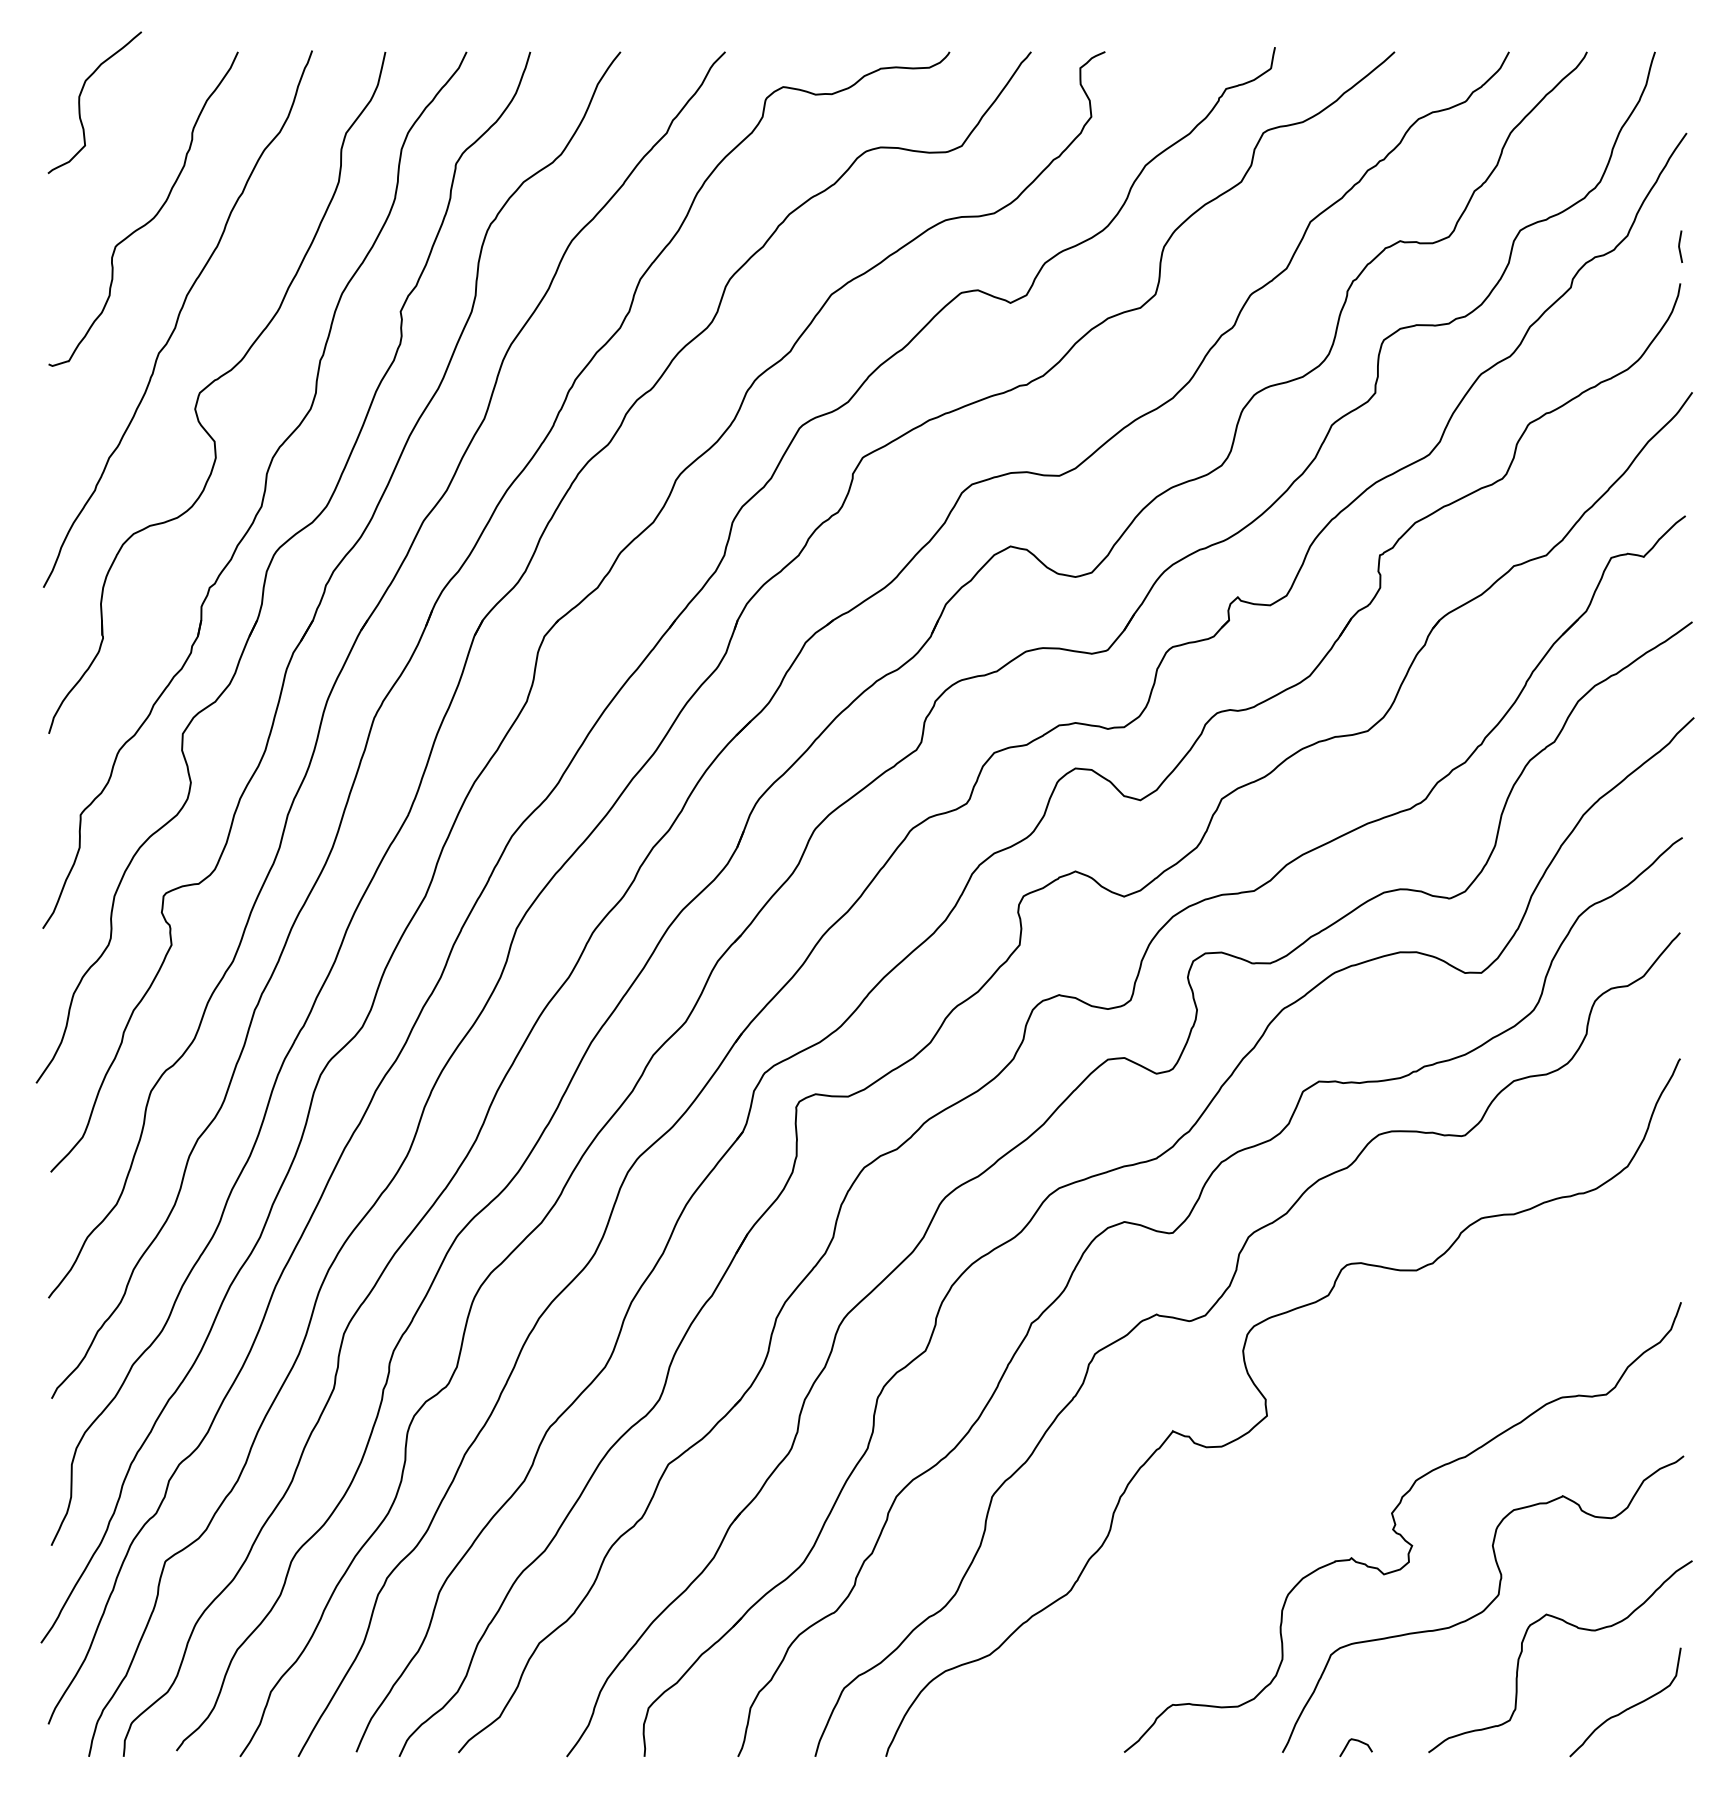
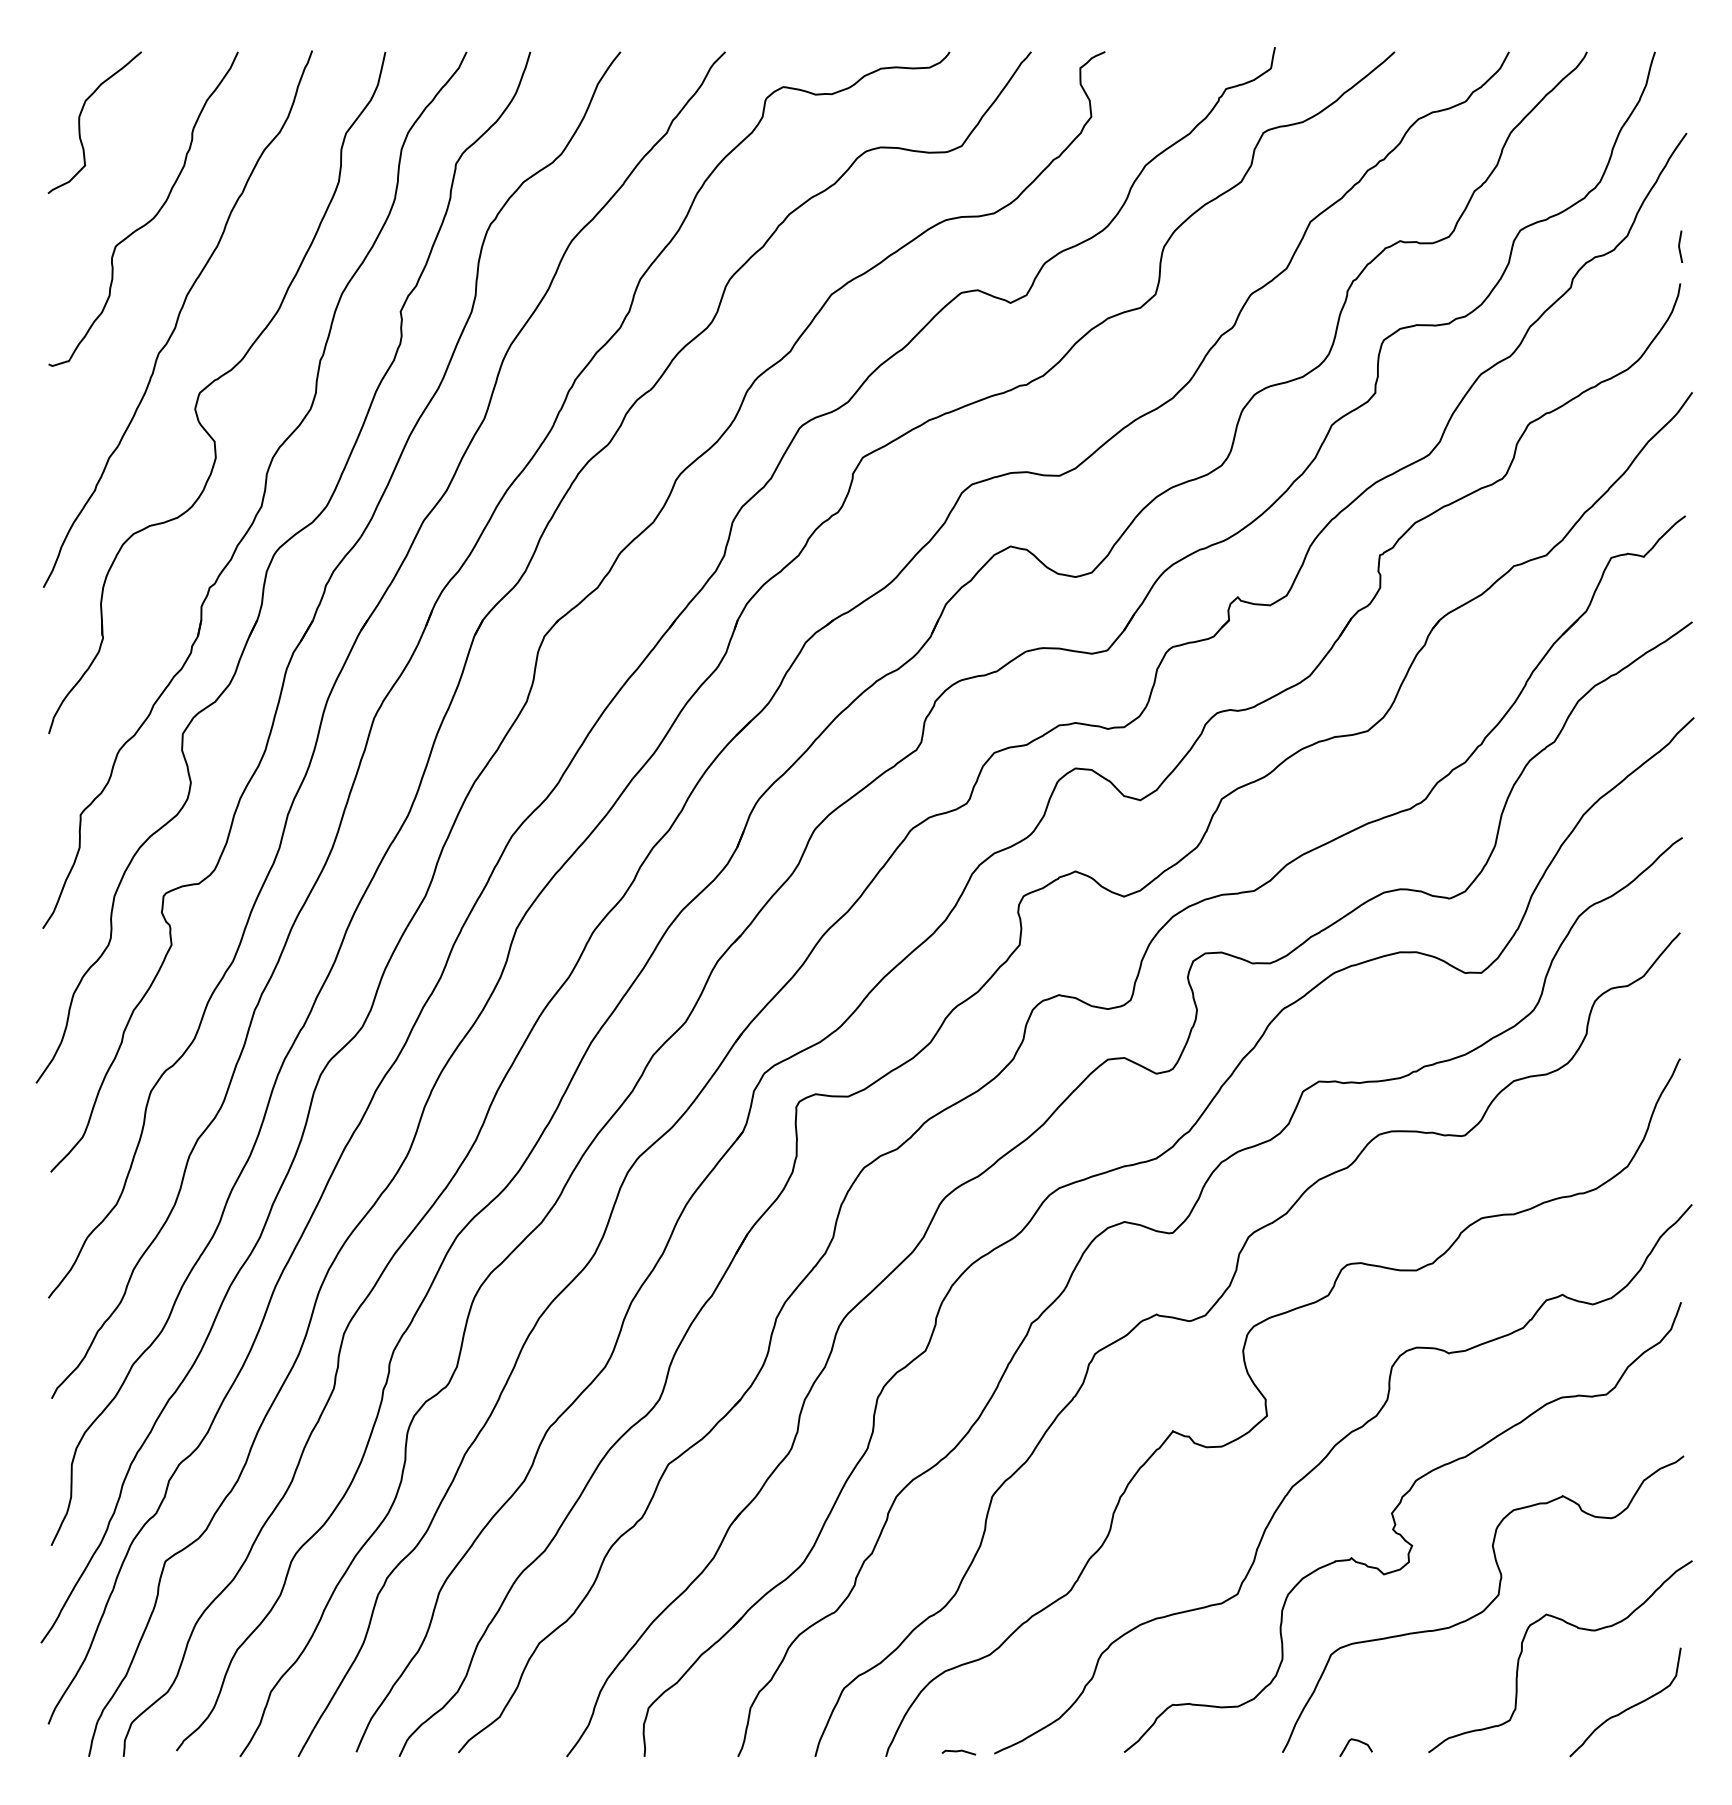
curve position: (80, 101) -> (80, 121) (80, 121)
curve: none -> present (1321, 1463)
line: none -> present (958, 1751)
